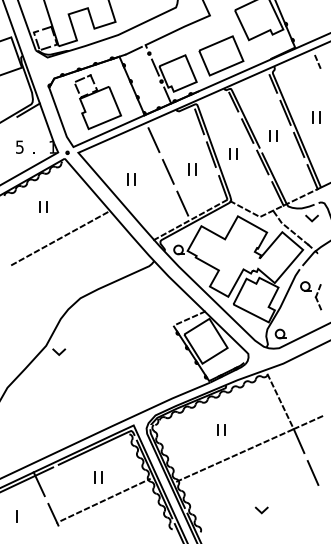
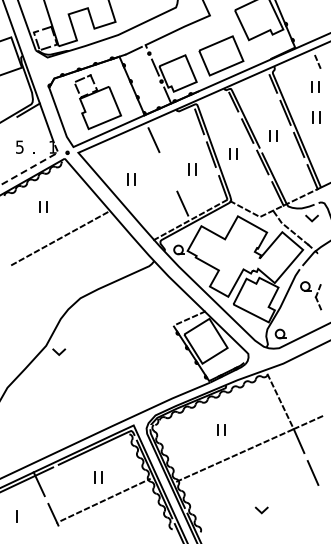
part: none -> present (315, 86)
line: solid -> dashed (34, 165)
line: present -> none (167, 171)
